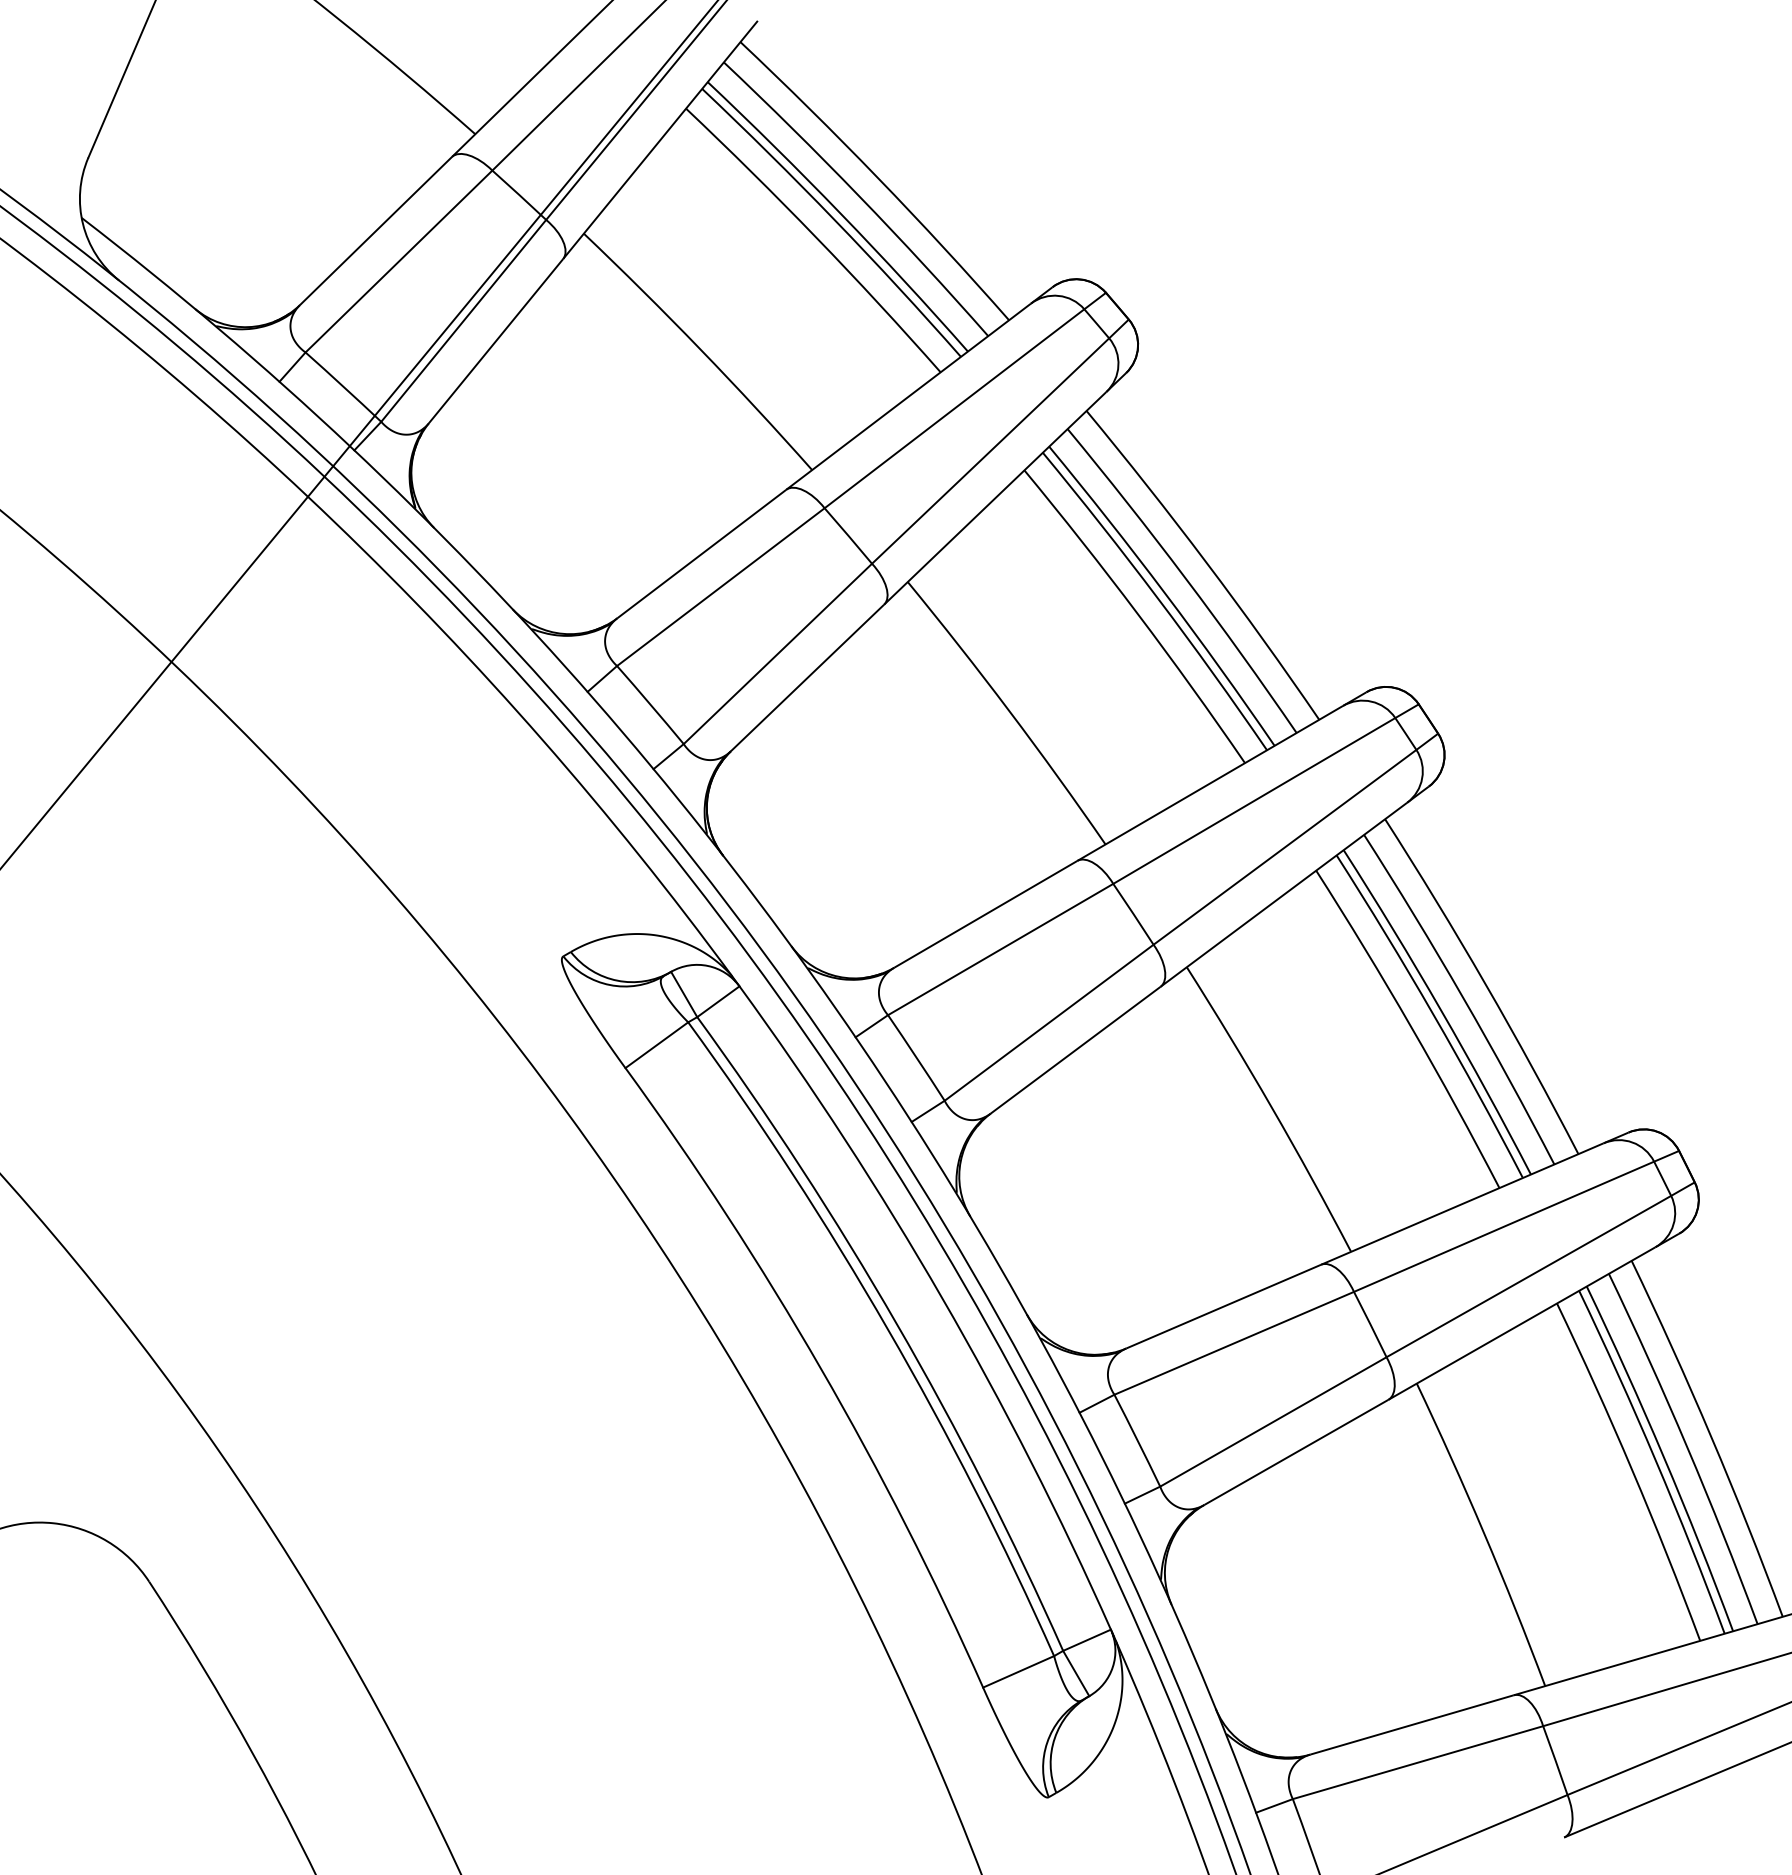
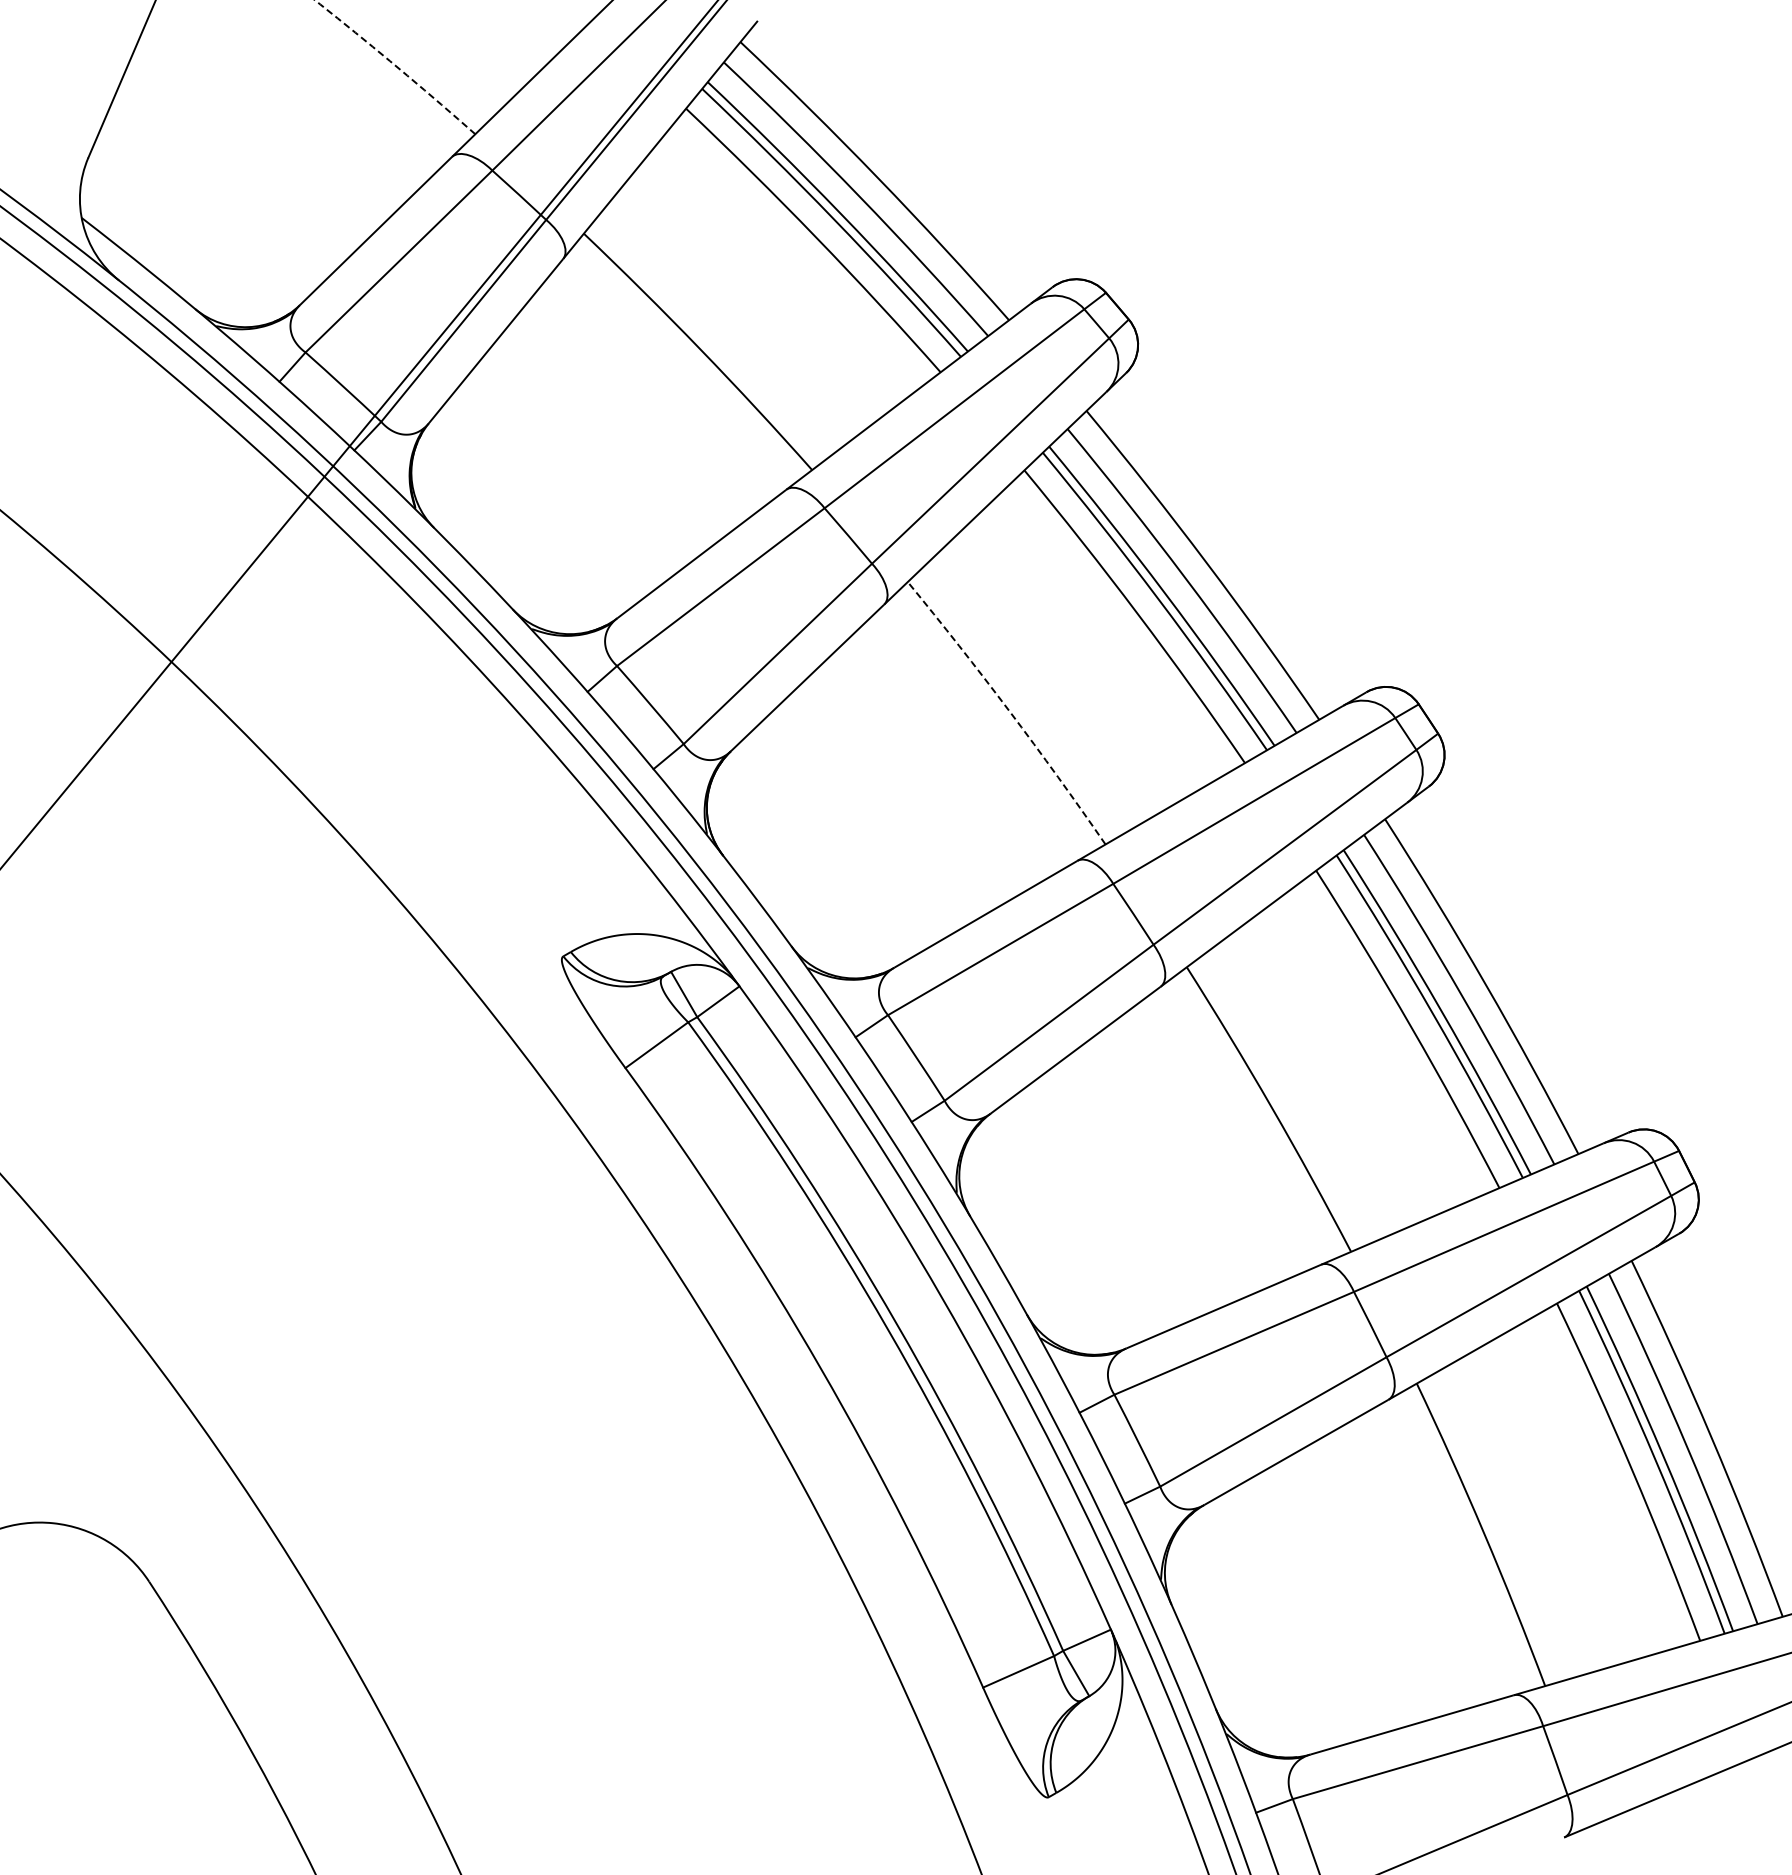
arc: solid -> dashed (395, 66)
arc: solid -> dashed (1009, 711)
